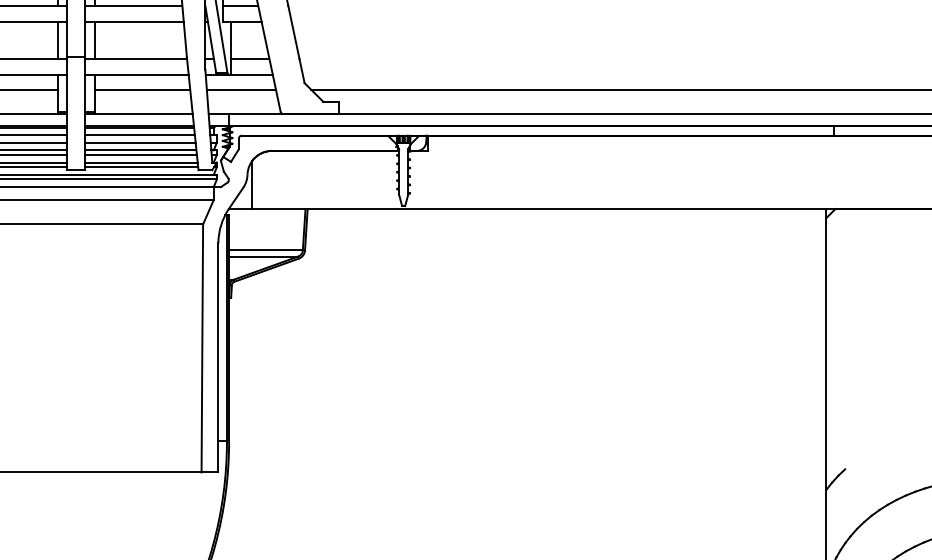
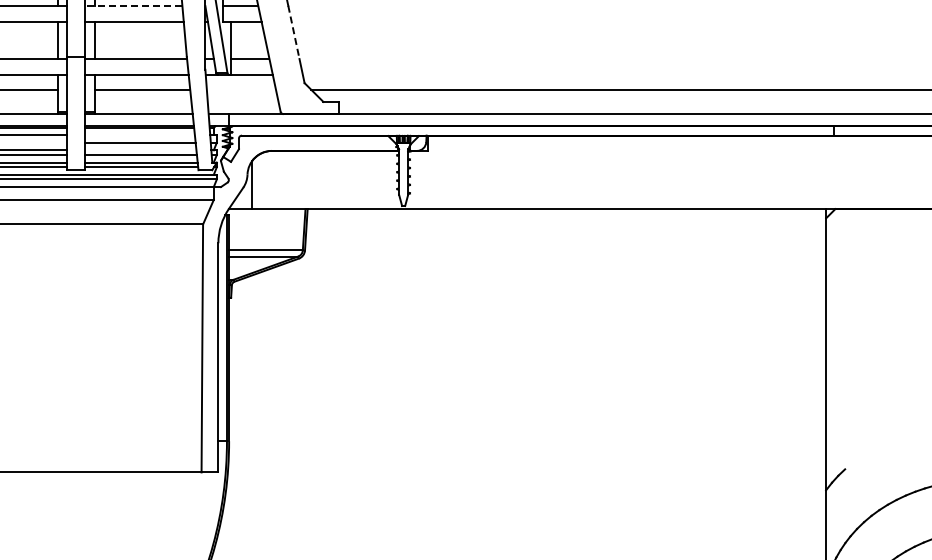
line: solid -> dashed (133, 5)
line: solid -> dashed (294, 32)
line: present -> none (240, 89)
line: present -> none (139, 135)
line: present -> none (34, 142)
line: present -> none (140, 150)
